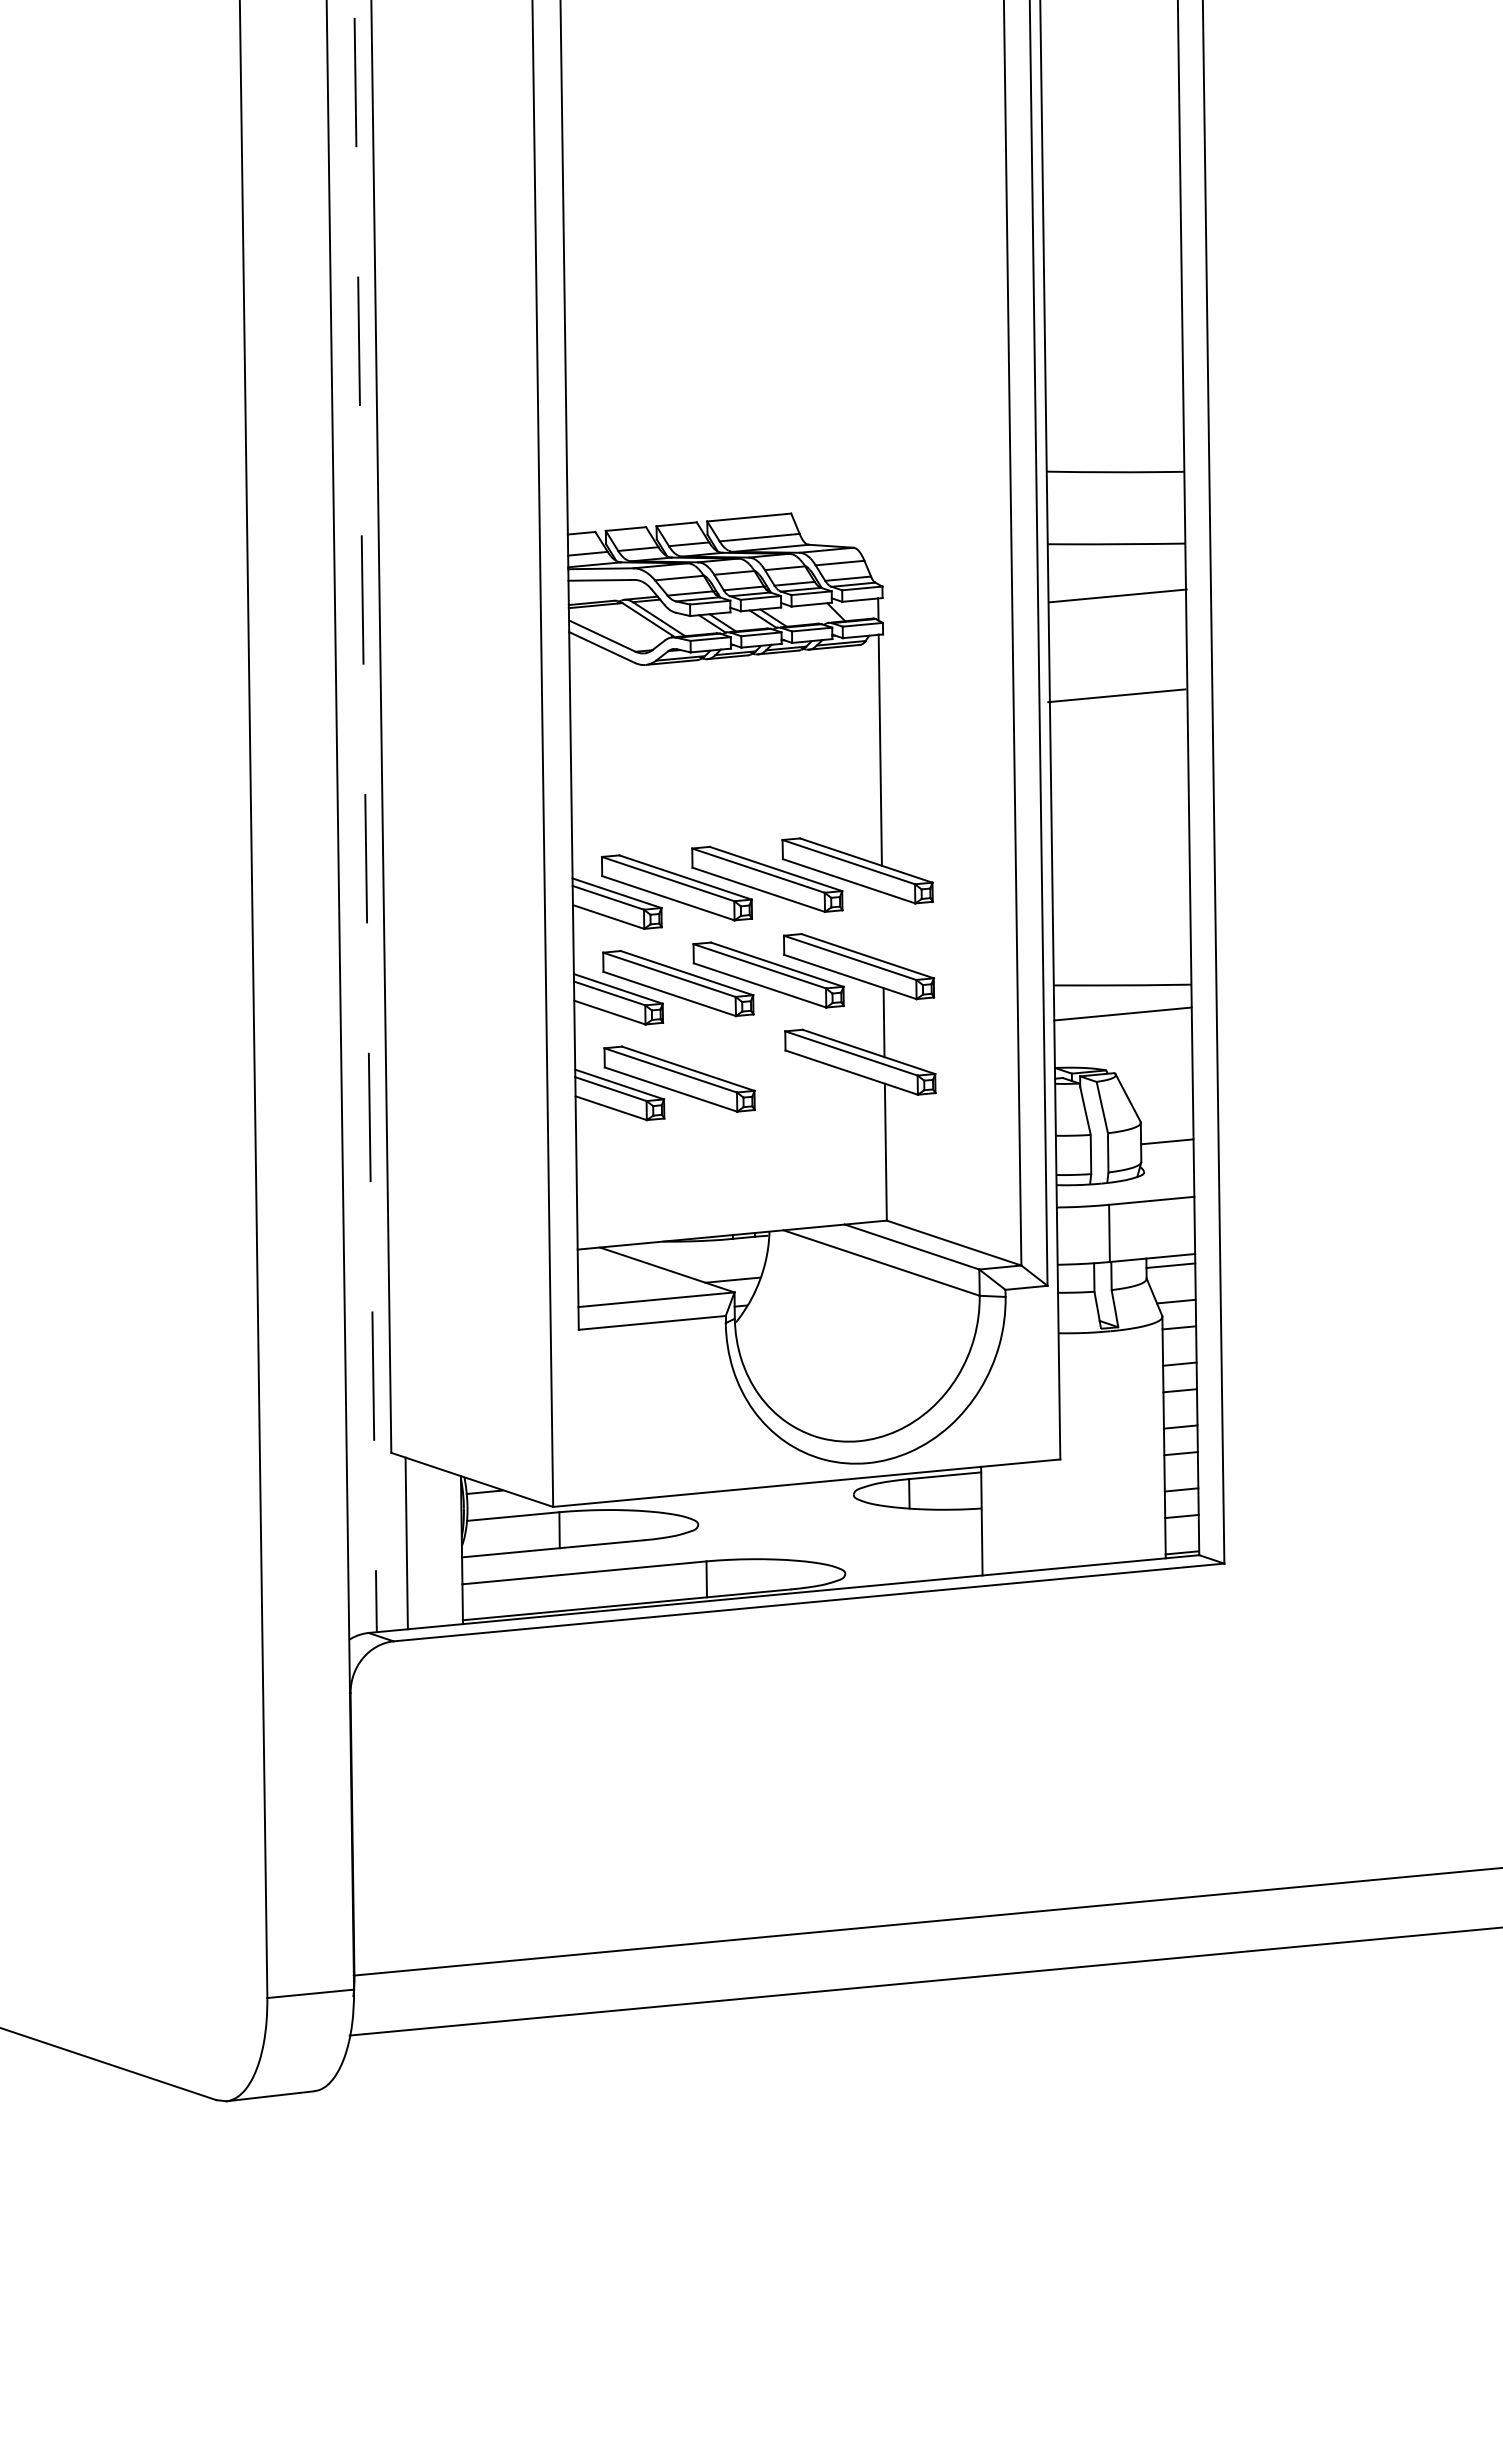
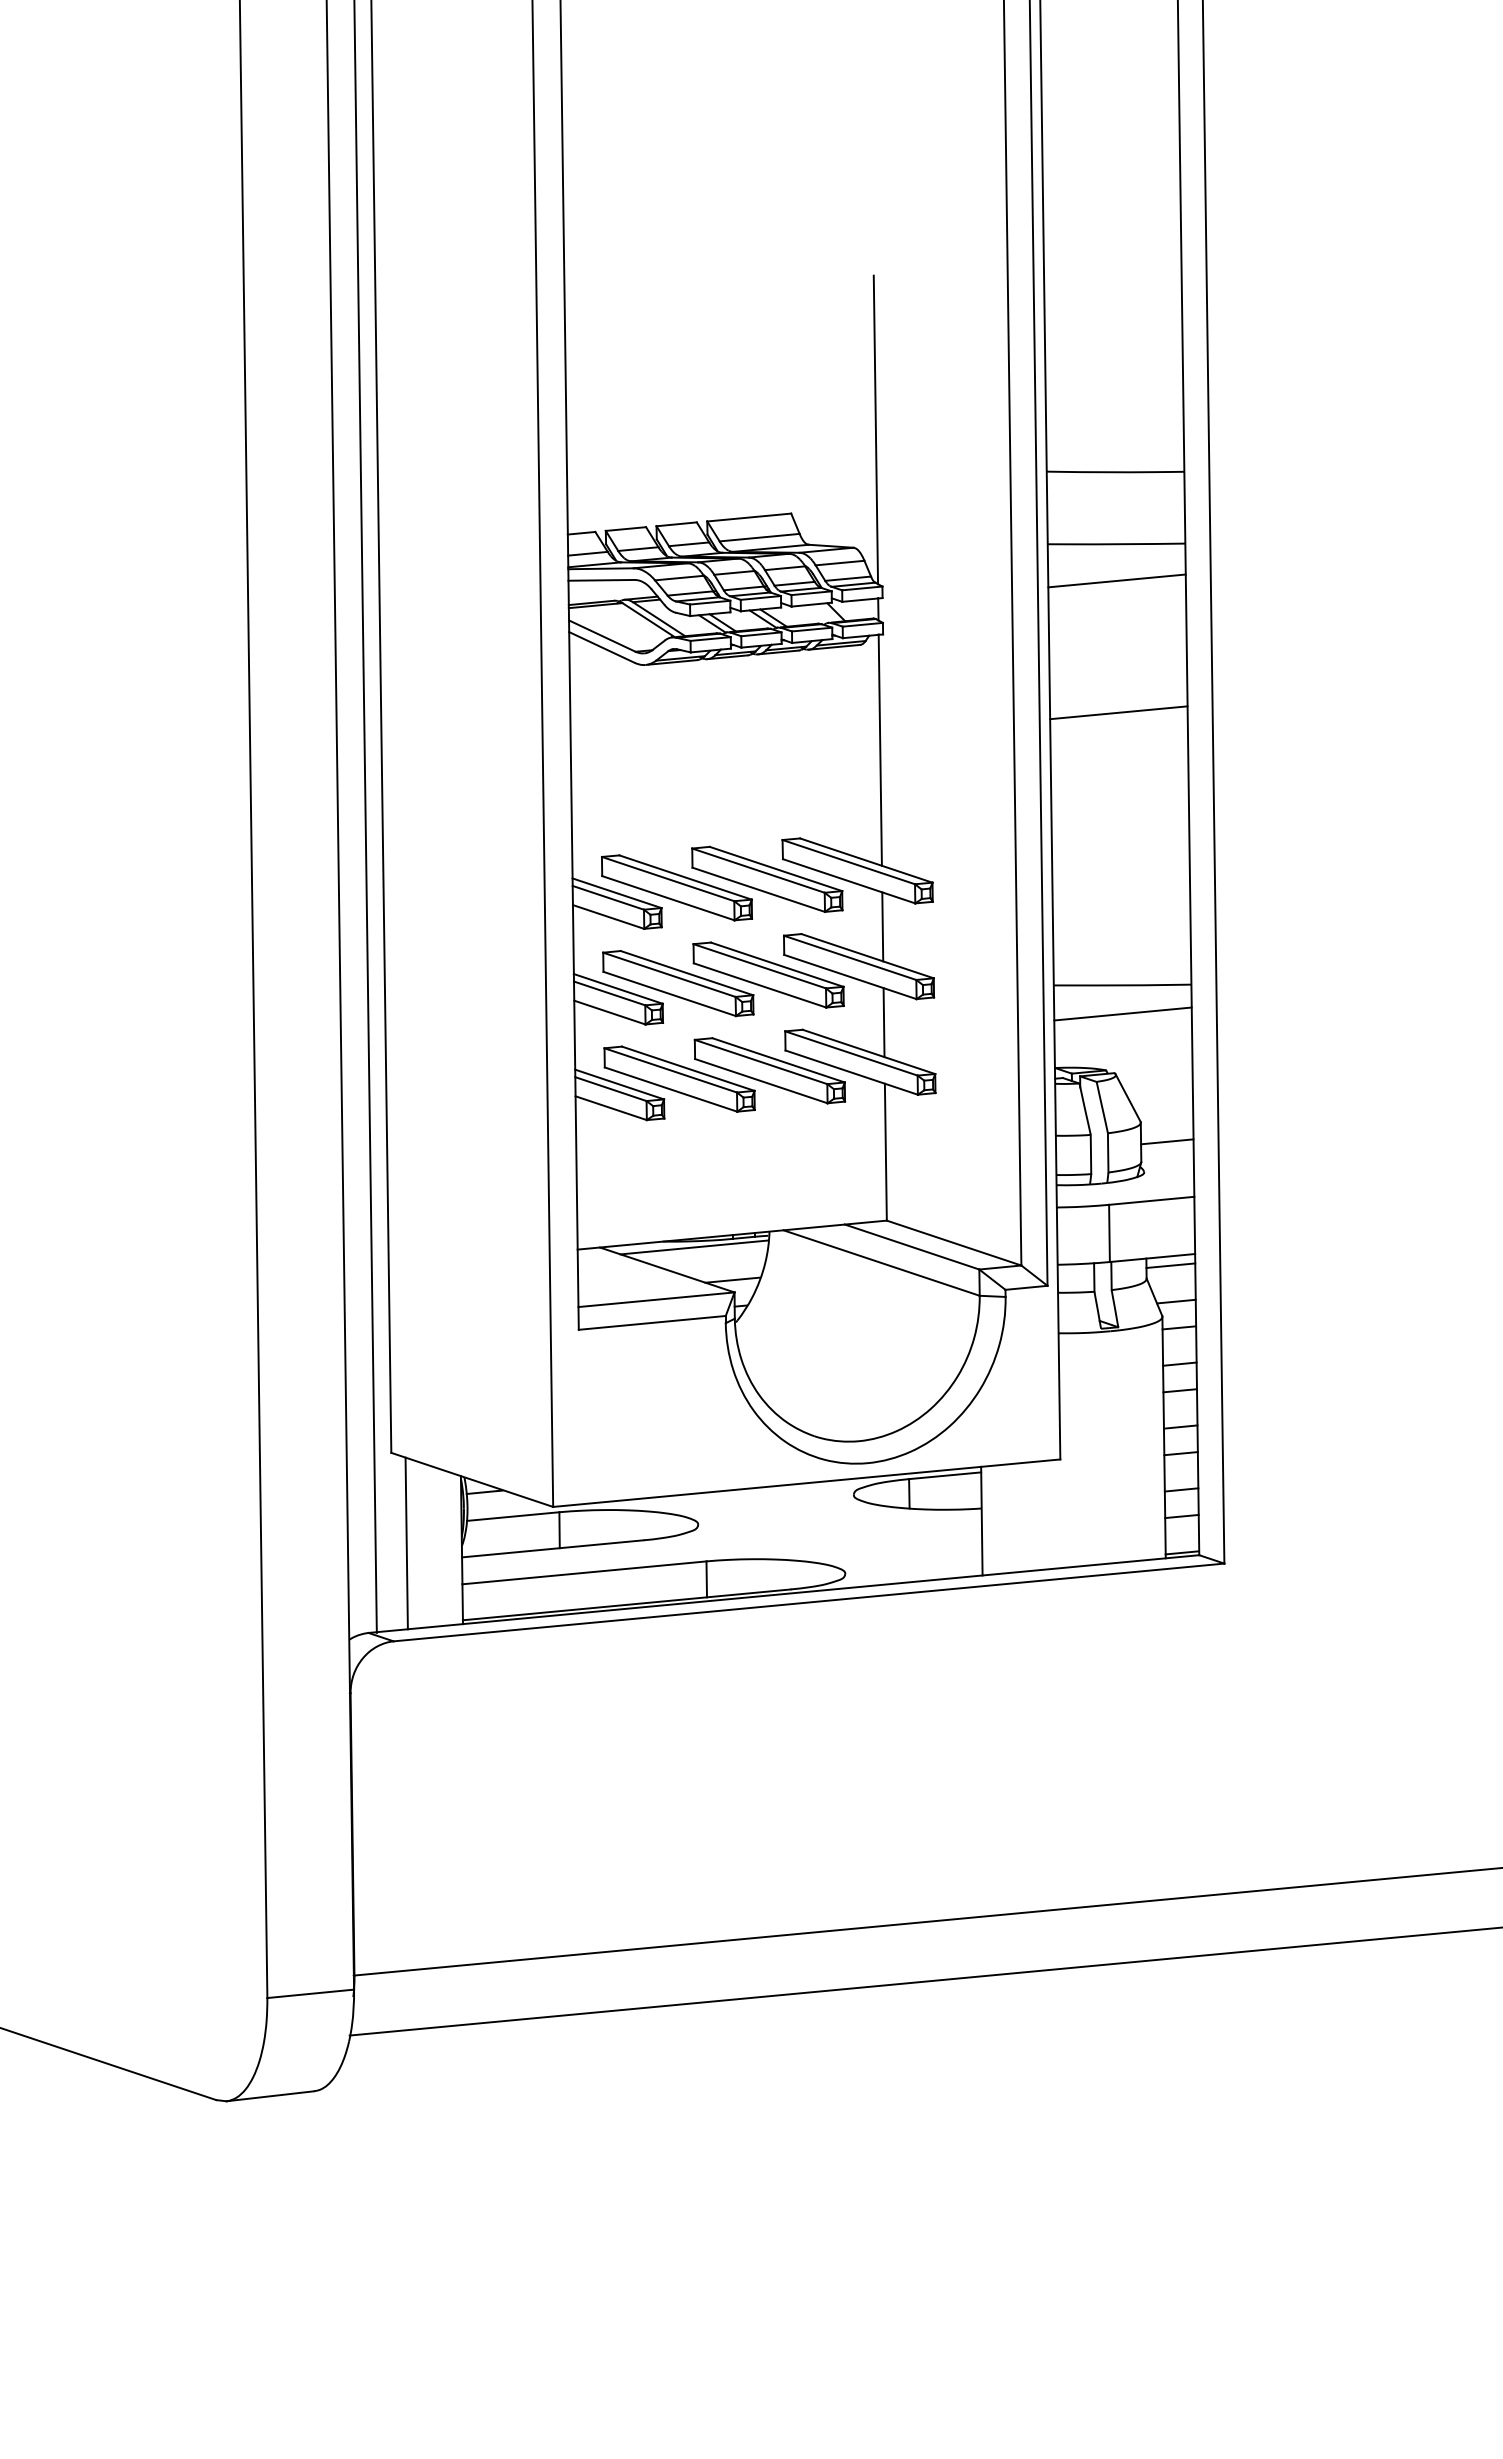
line: none -> present (875, 429)
line position: (1117, 595) -> (1116, 580) (1116, 580)
line position: (1116, 695) -> (1118, 712) (1118, 712)
line: dashed -> solid (365, 817)
line: none -> present (882, 926)
part: none -> present (769, 1070)
line: none -> present (693, 1247)
